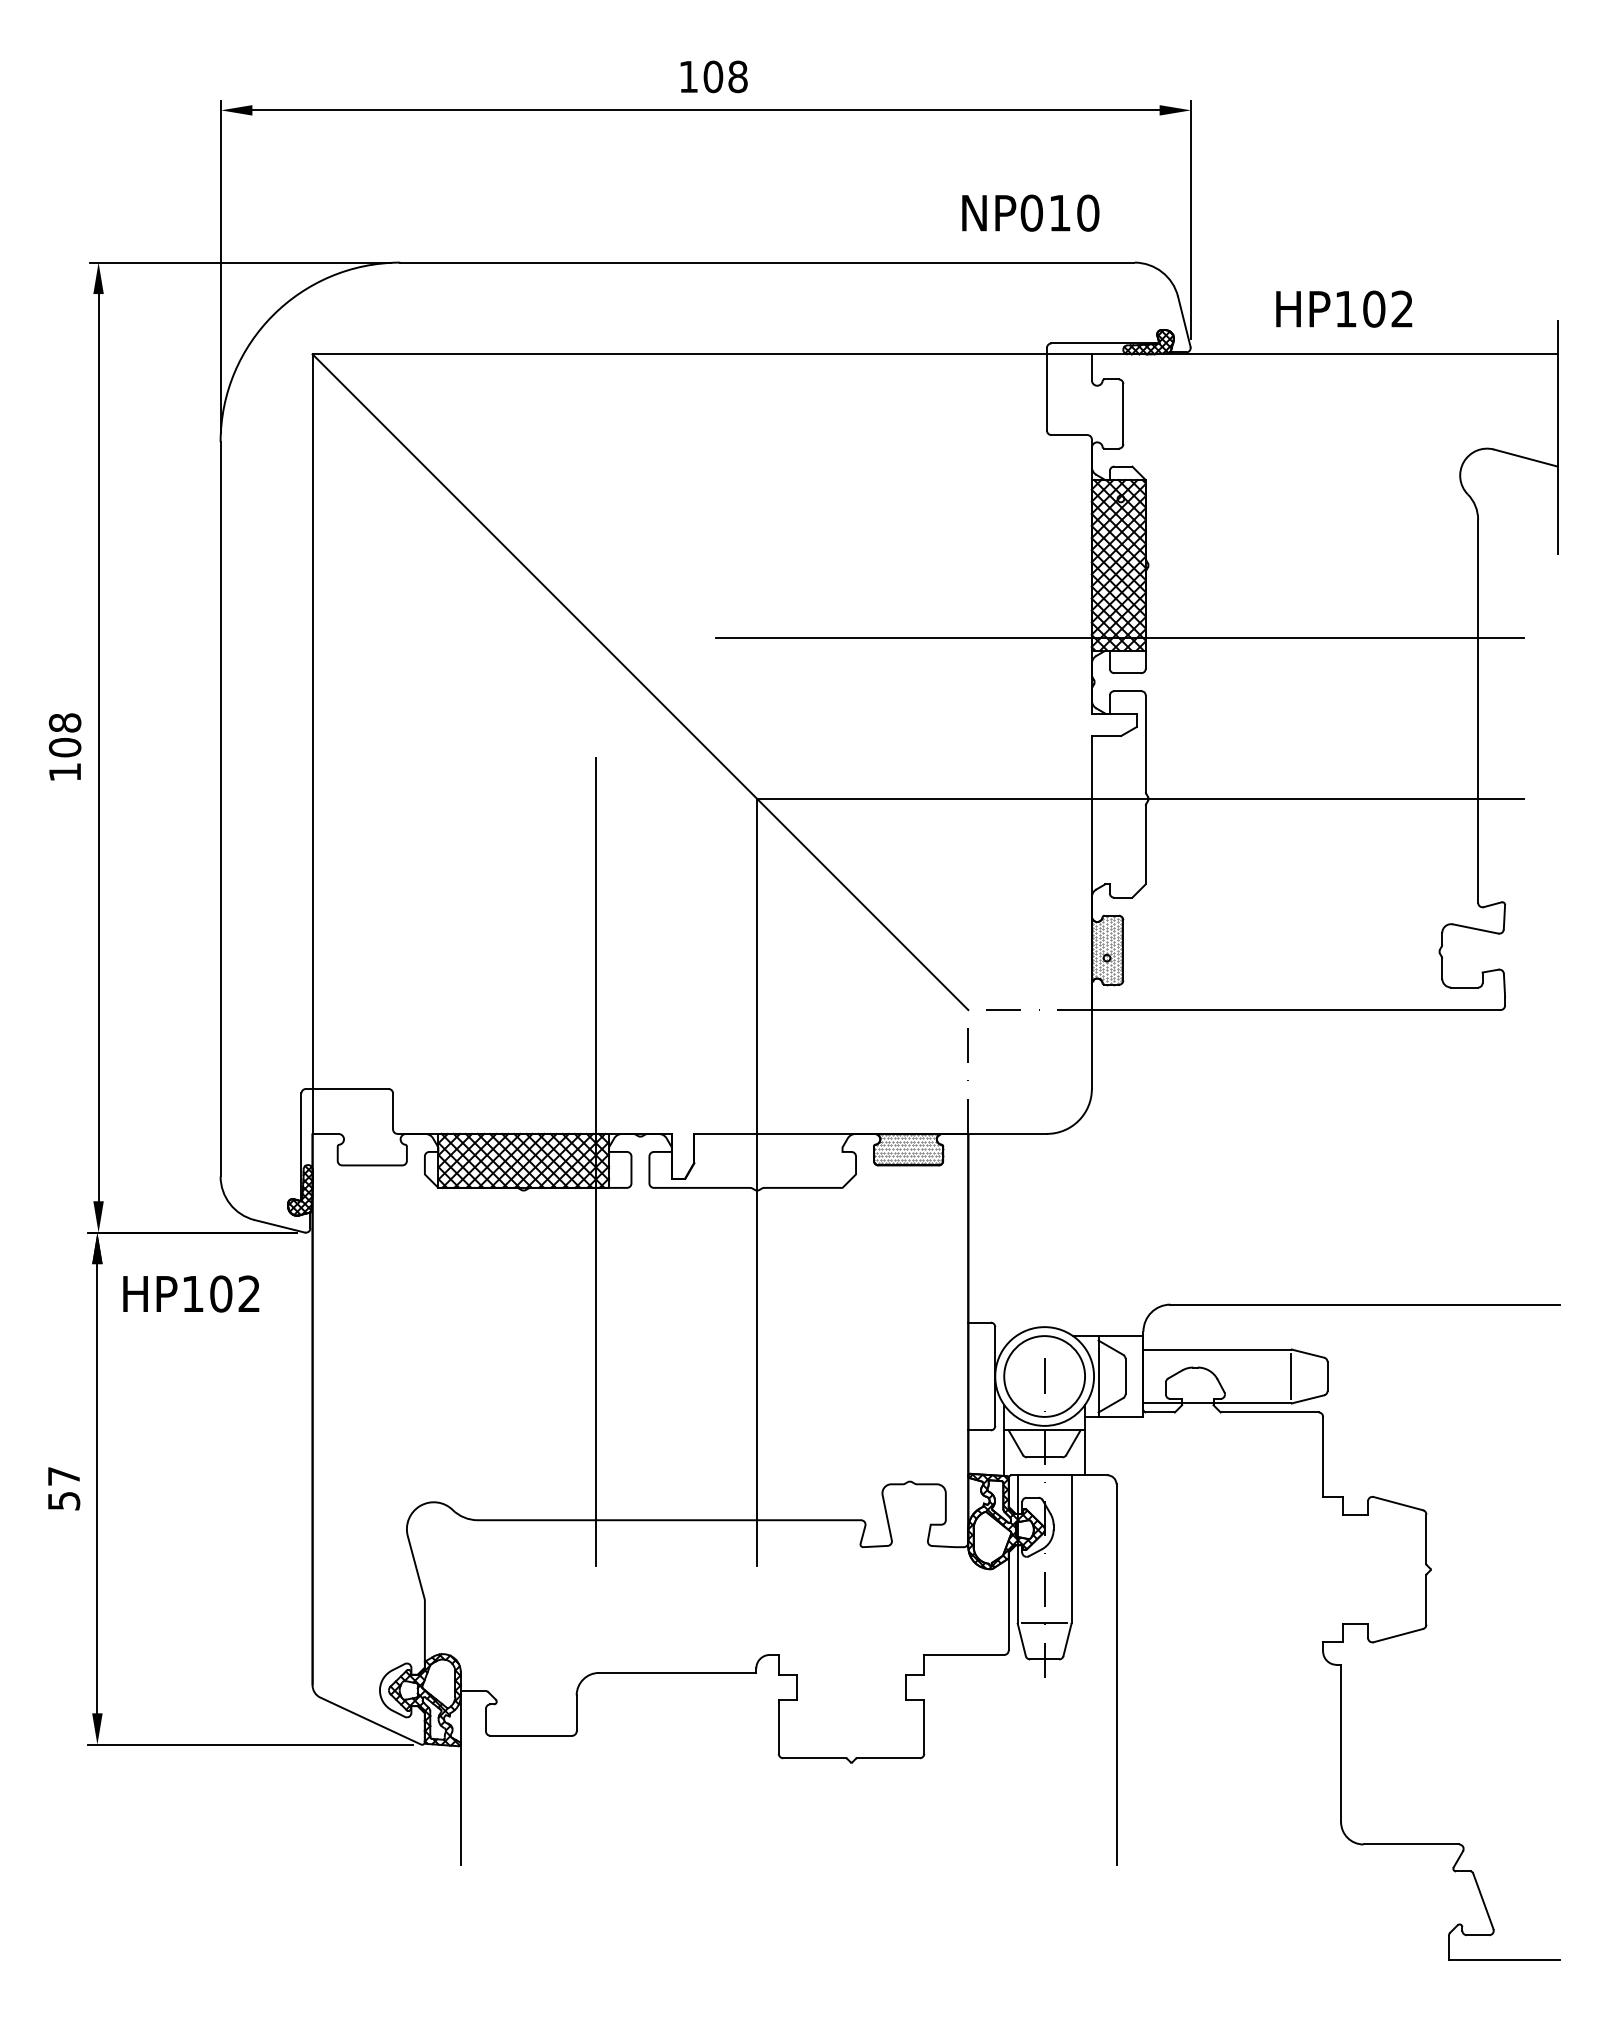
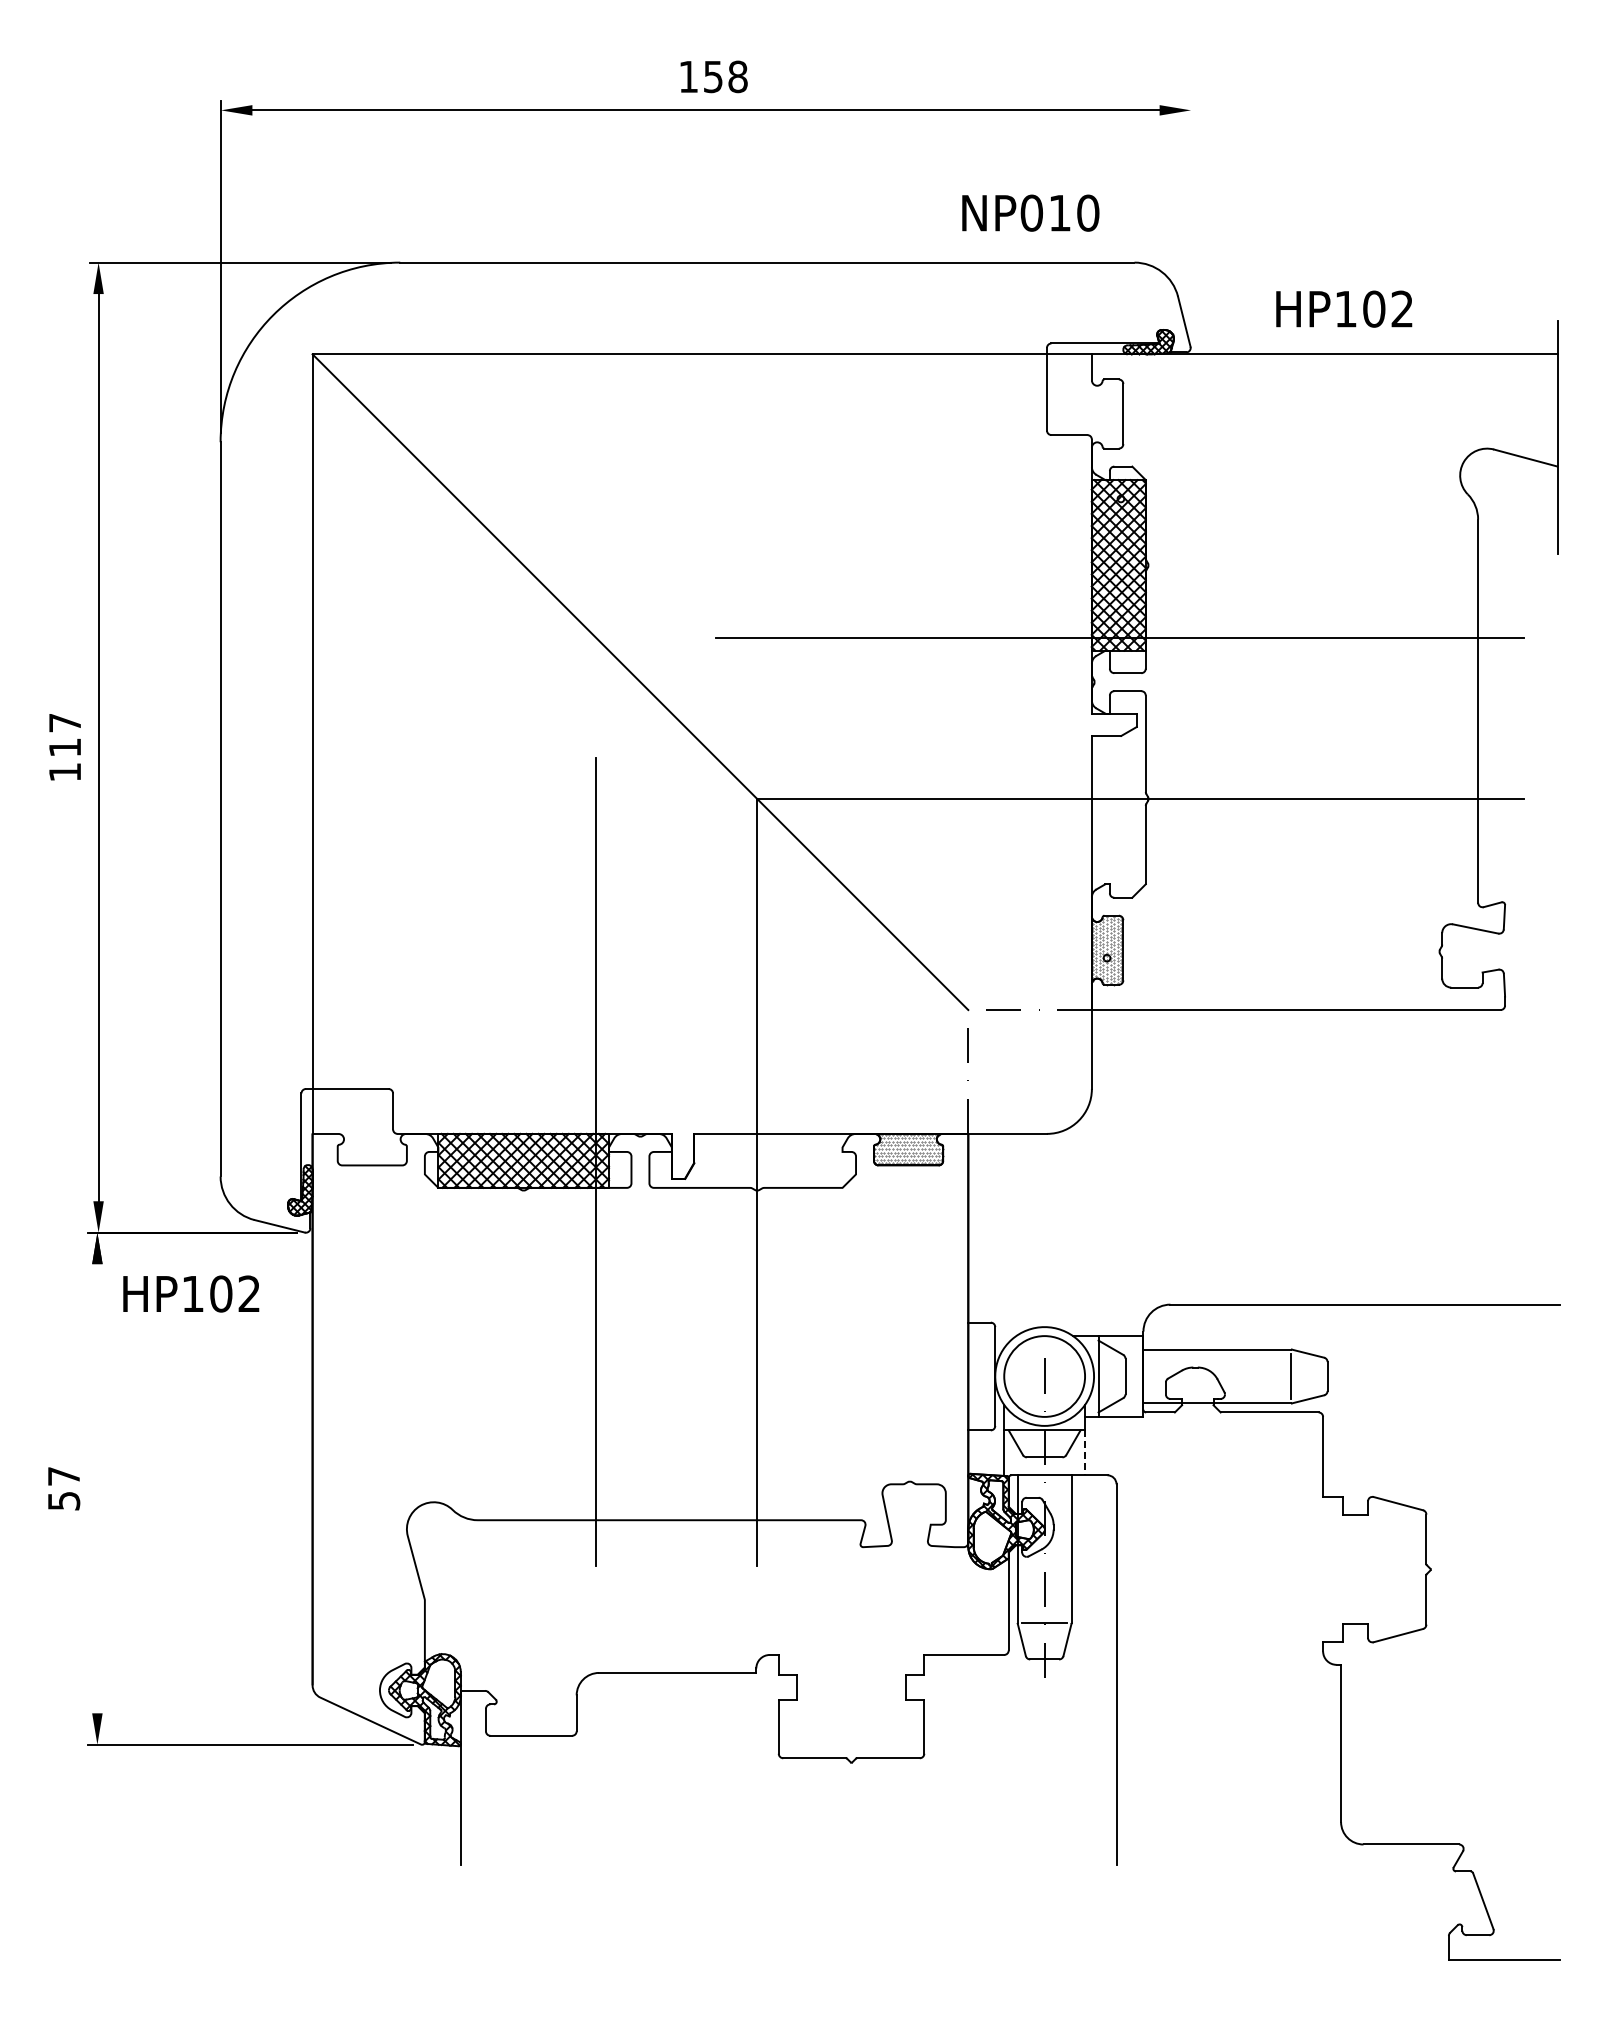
text: 108 -> 158 (713, 76)
line: present -> none (1191, 220)
text: 108 -> 117 (64, 735)
line: solid -> dashed (1085, 1453)
line: present -> none (97, 1488)
